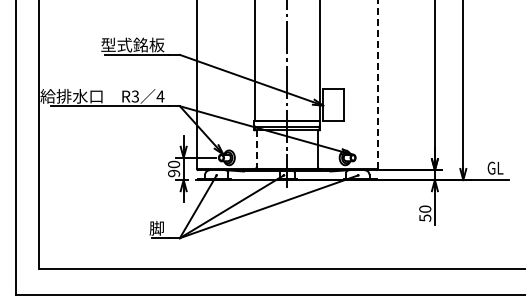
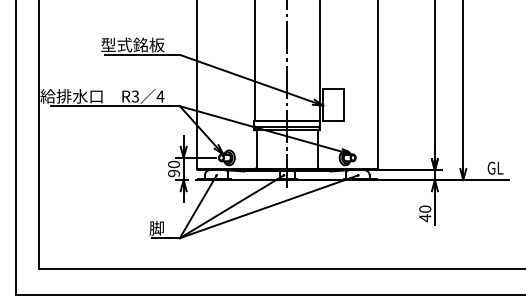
line: dashed -> solid (377, 84)
line: dashed -> solid (256, 148)
text: 50 -> 40 (425, 218)
